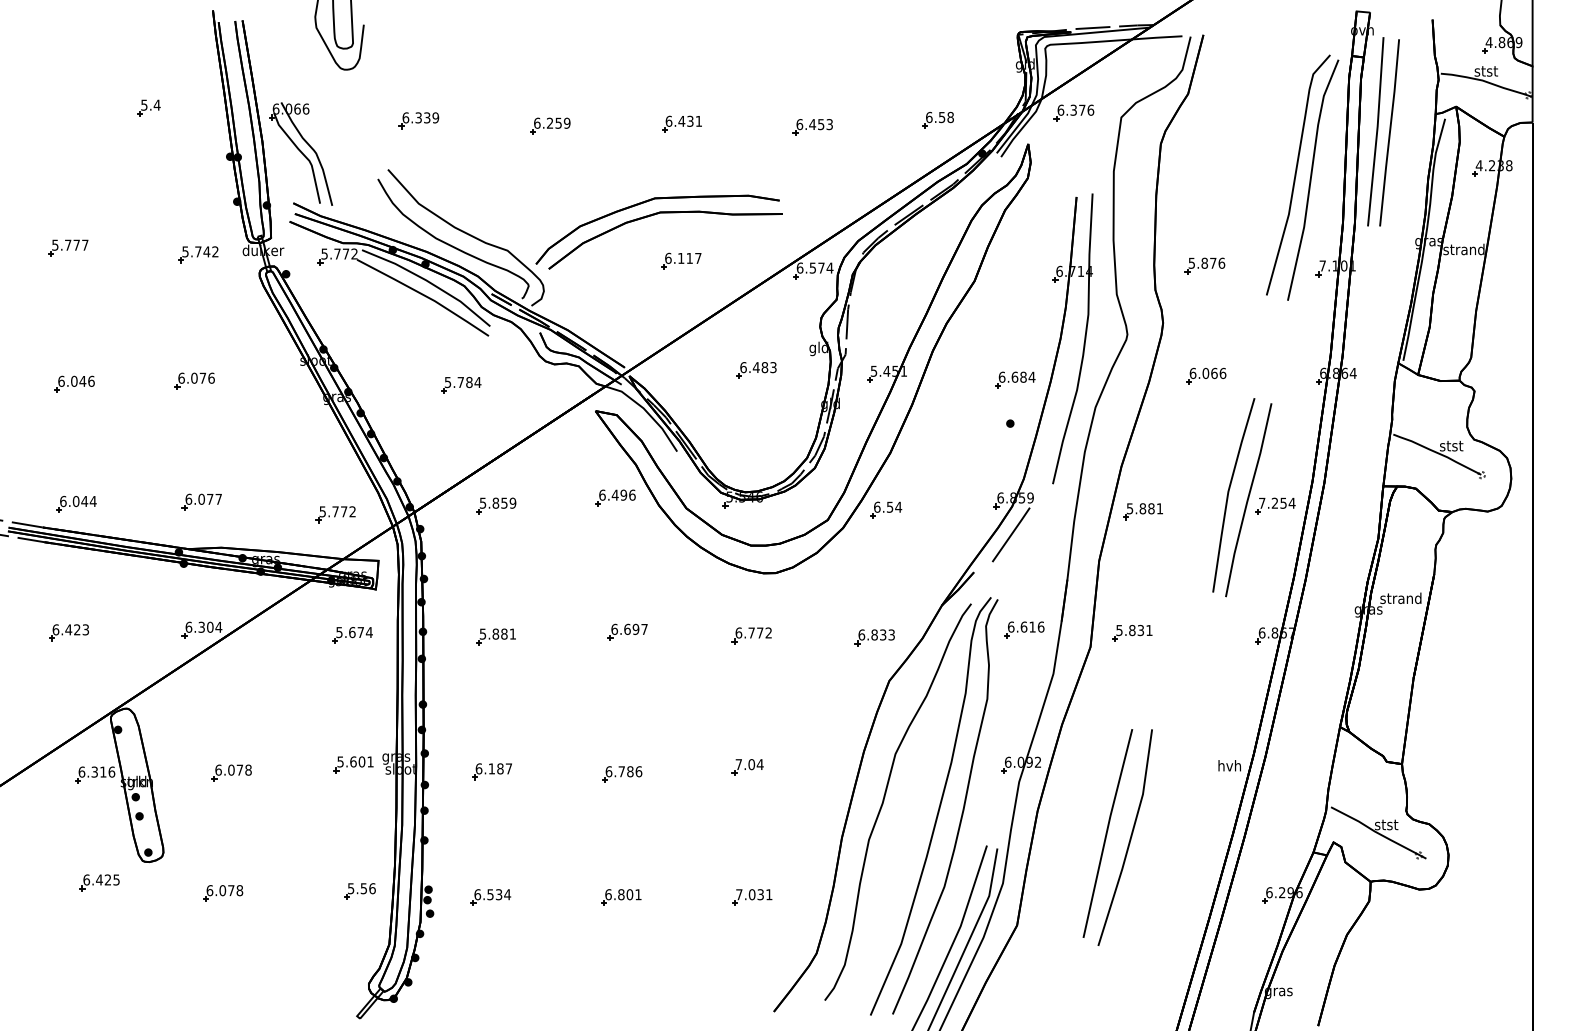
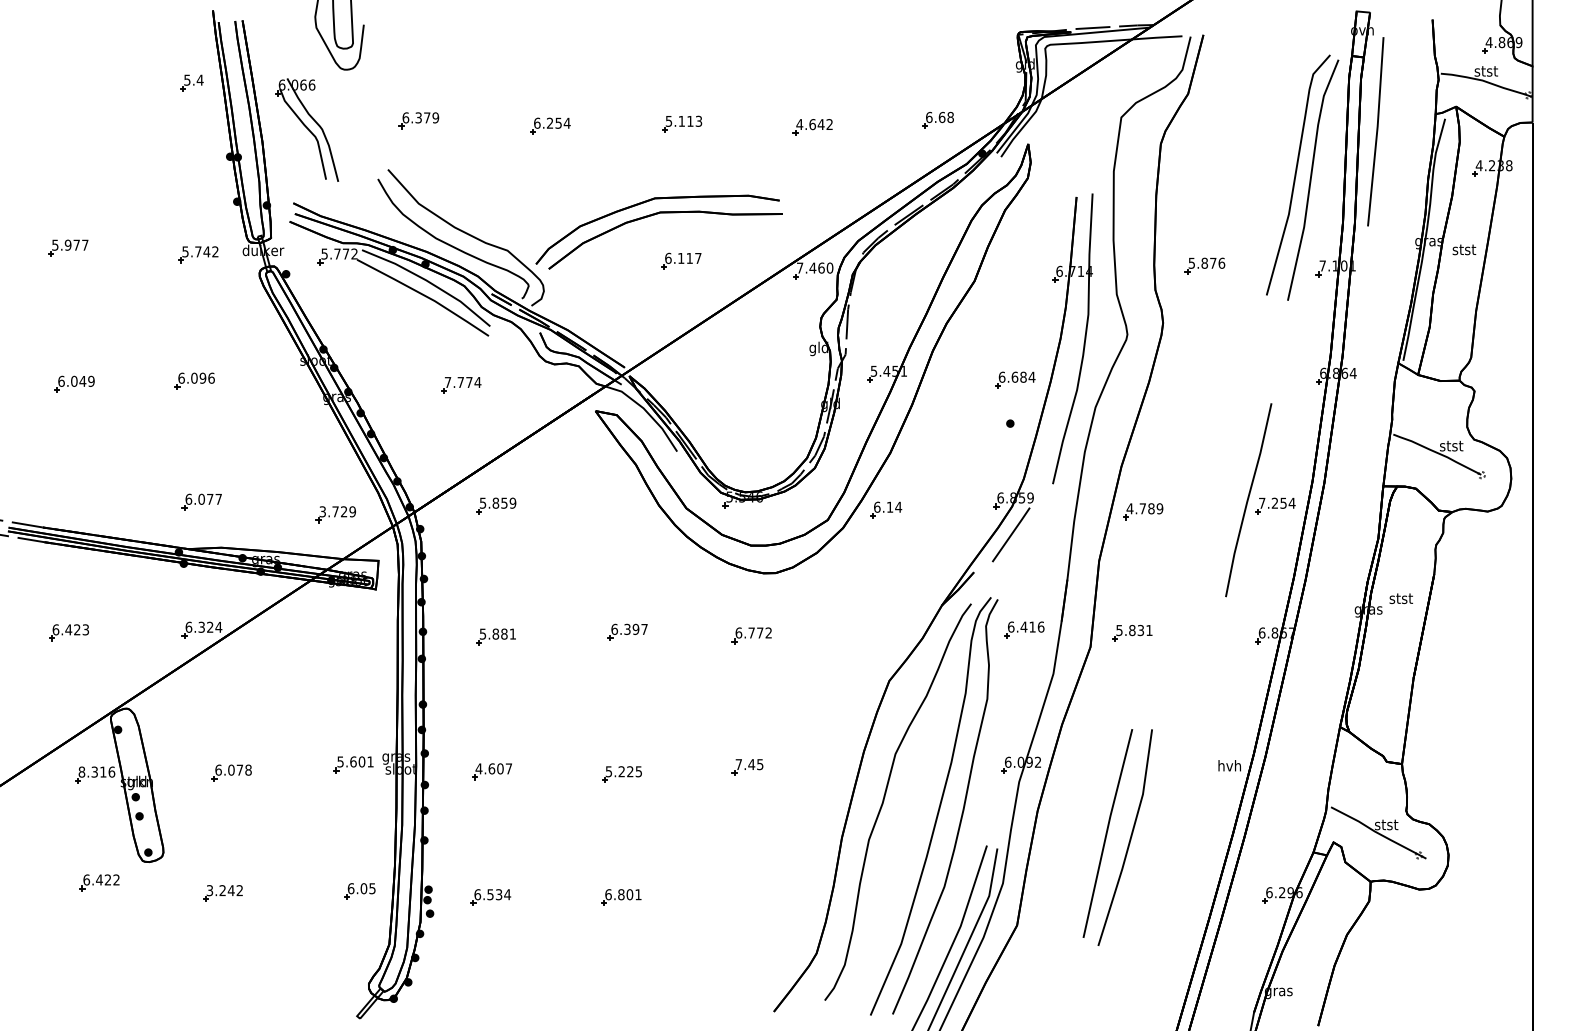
part position: (148, 107) -> (191, 82) (191, 82)
part: present -> none (1073, 112)
text: 6.58 -> 6.68 (941, 116)
text: 6.339 -> 6.379 (427, 117)
text: 6.431 -> 5.113 (683, 120)
text: 6.259 -> 6.254 (566, 122)
text: 6.453 -> 4.642 (814, 124)
line: present -> none (1389, 132)
part position: (301, 153) -> (307, 129) (307, 129)
text: 5.777 -> 5.977 (67, 244)
text: strand -> stst (1463, 249)
text: 6.574 -> 7.460 (814, 267)
part: present -> none (756, 370)
part: present -> none (1206, 375)
text: 6.076 -> 6.096 (202, 377)
text: 6.046 -> 6.049 (91, 380)
text: 5.784 -> 7.774 (458, 382)
line: present -> none (1229, 492)
part: present -> none (615, 497)
part: present -> none (76, 504)
text: 6.54 -> 6.14 (889, 506)
text: 5.881 -> 4.789 (1144, 508)
text: 5.772 -> 3.729 (337, 511)
text: strand -> stst (1400, 598)
text: 6.304 -> 6.324 (210, 626)
text: 6.616 -> 6.416 (1023, 626)
text: 6.697 -> 6.397 (627, 628)
part: present -> none (352, 635)
part: present -> none (874, 637)
text: 7.04 -> 7.45 (755, 764)
text: 6.187 -> 4.607 (489, 768)
text: 6.316 -> 8.316 (81, 771)
text: 6.786 -> 5.225 (623, 771)
text: 6.425 -> 6.422 (116, 879)
text: 5.56 -> 6.05 (361, 888)
text: 6.078 -> 3.242 (224, 890)
part: present -> none (752, 897)
